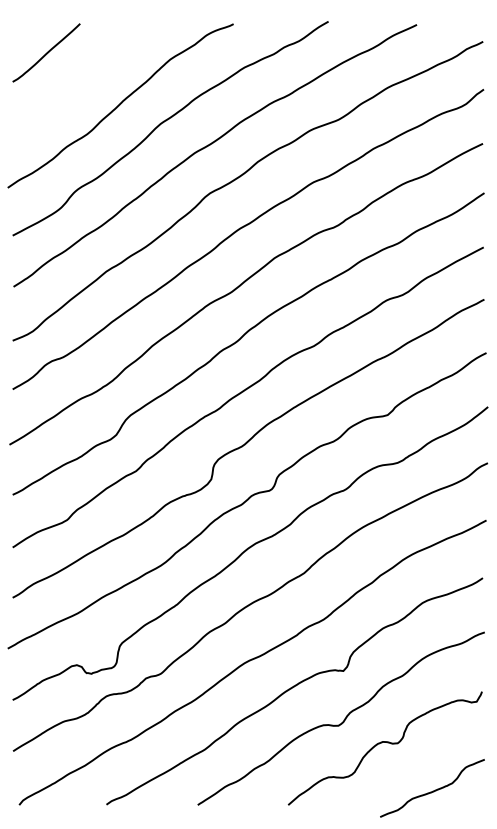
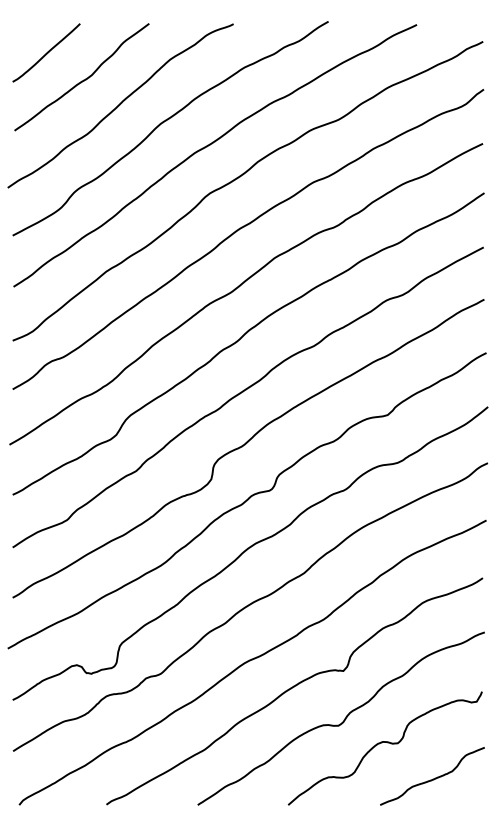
curve: none -> present (83, 79)
curve position: (433, 790) -> (433, 778) (433, 778)
